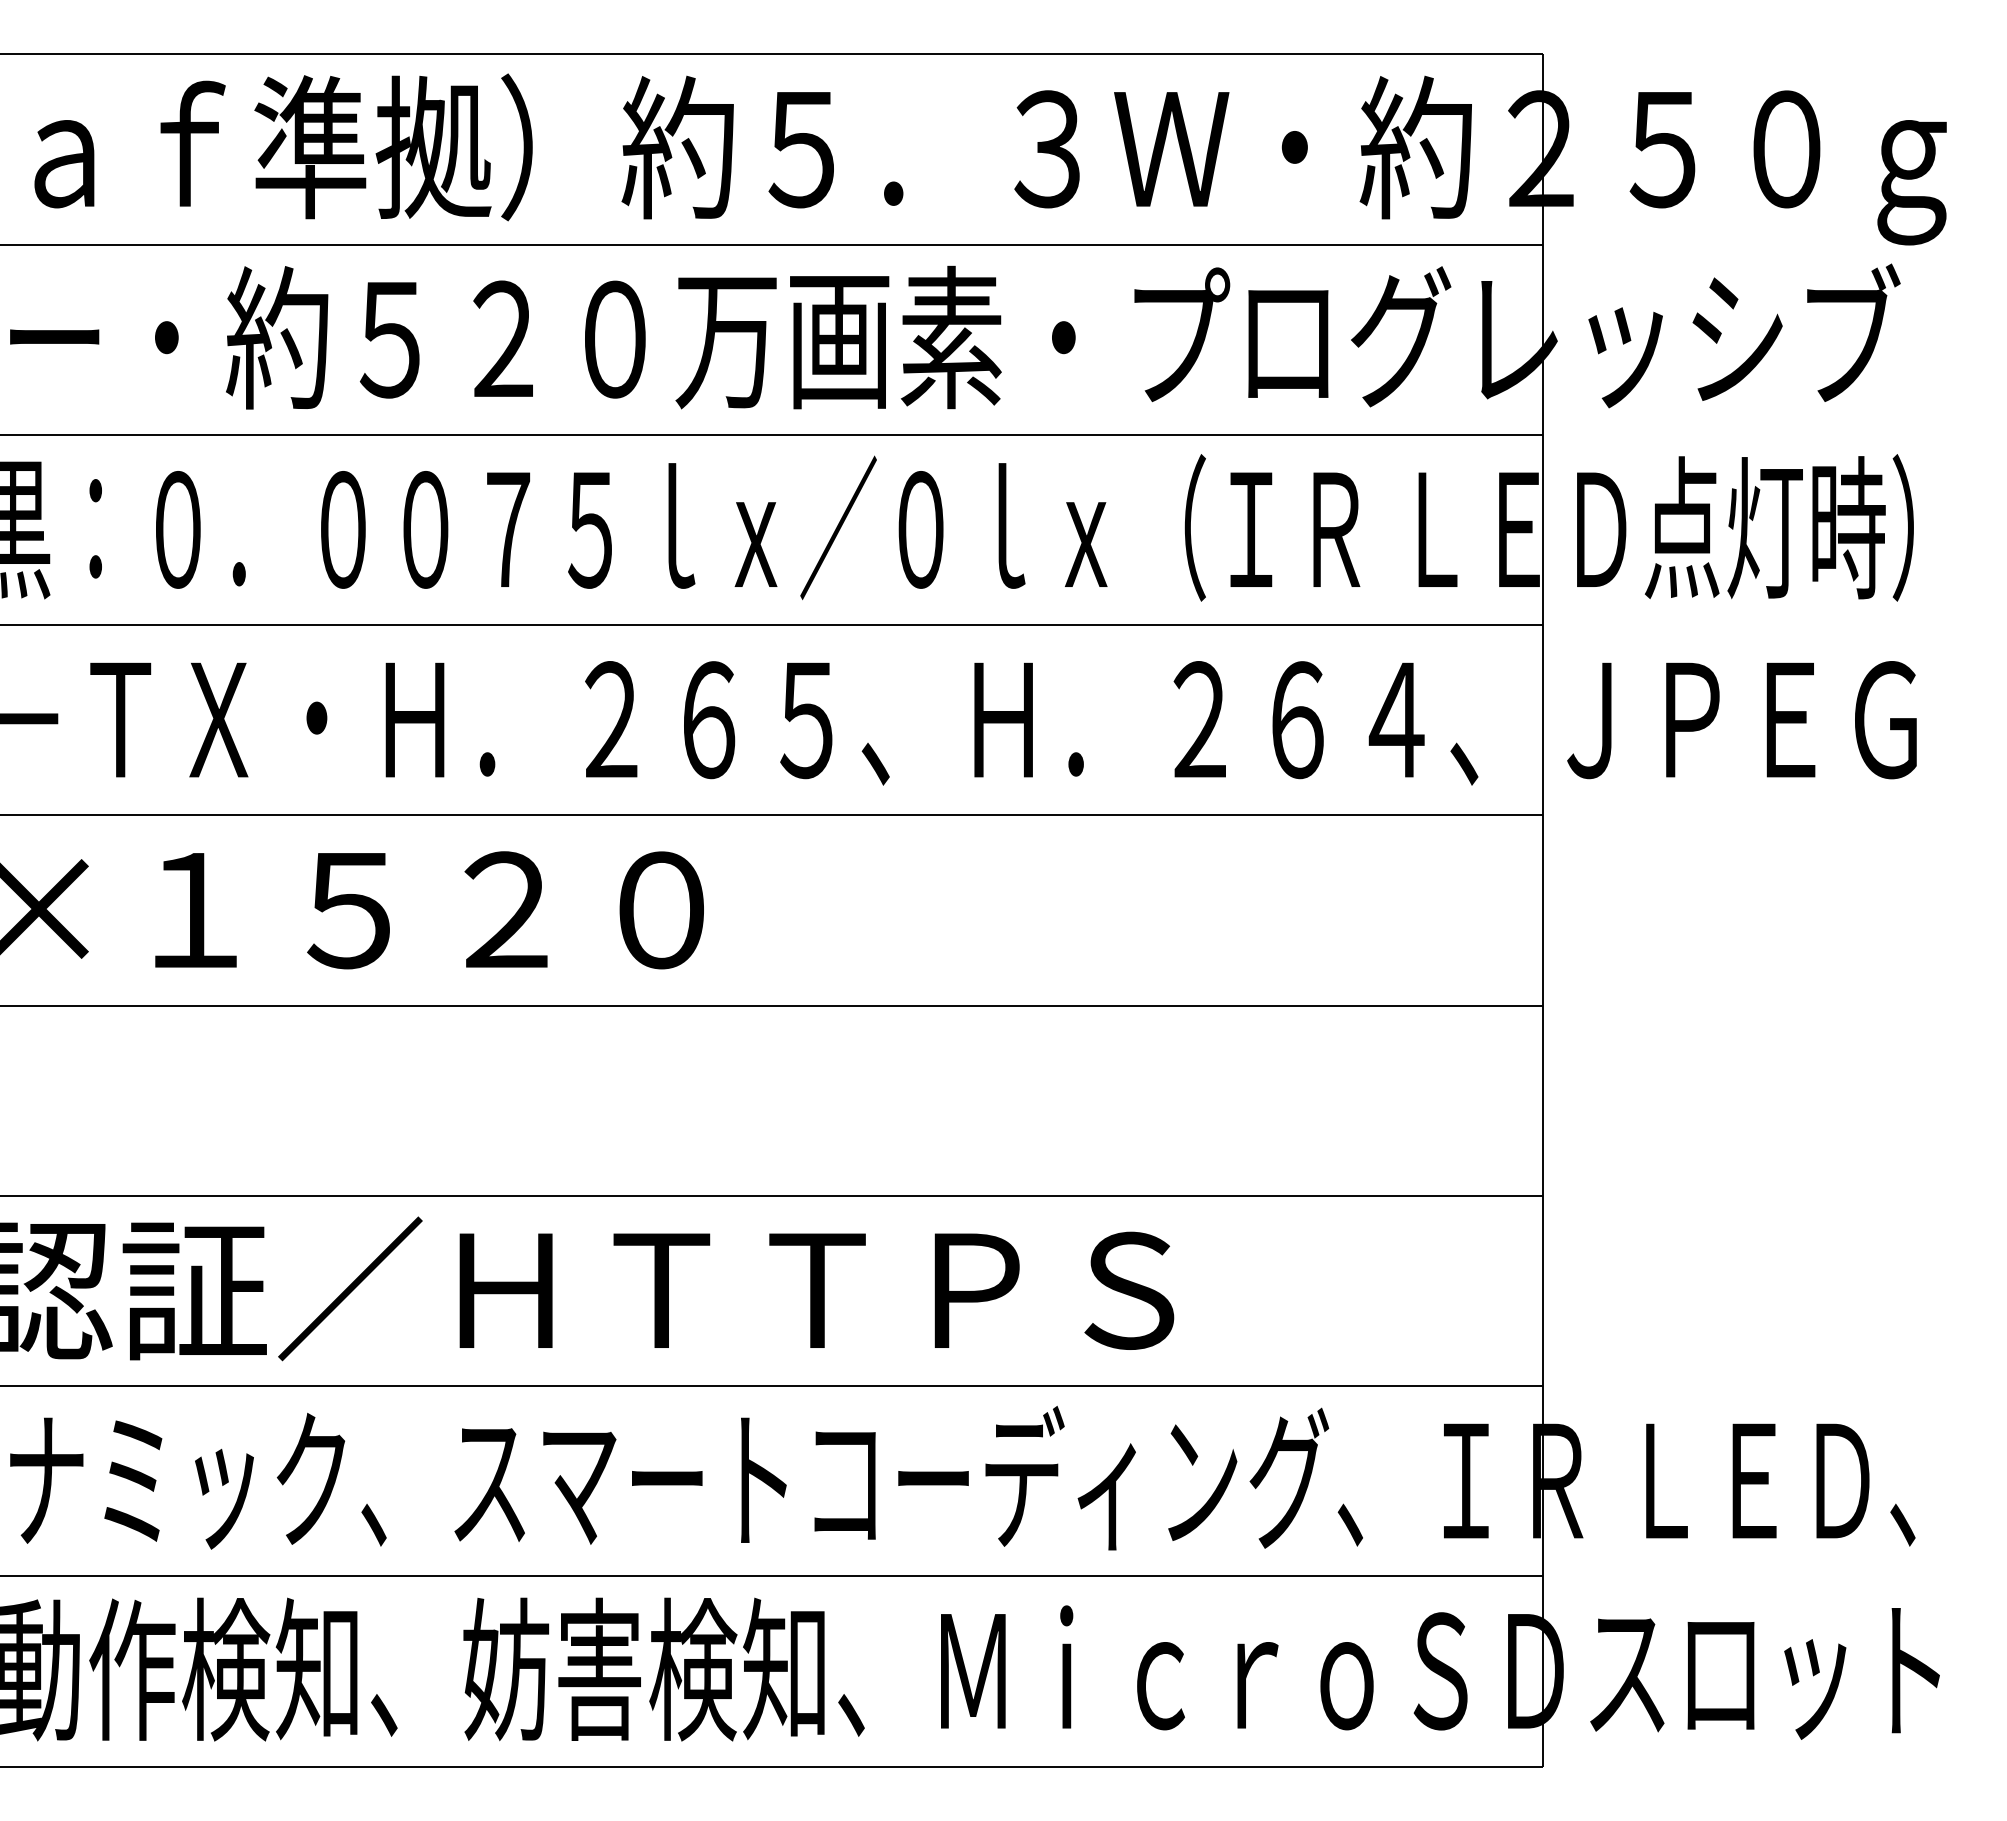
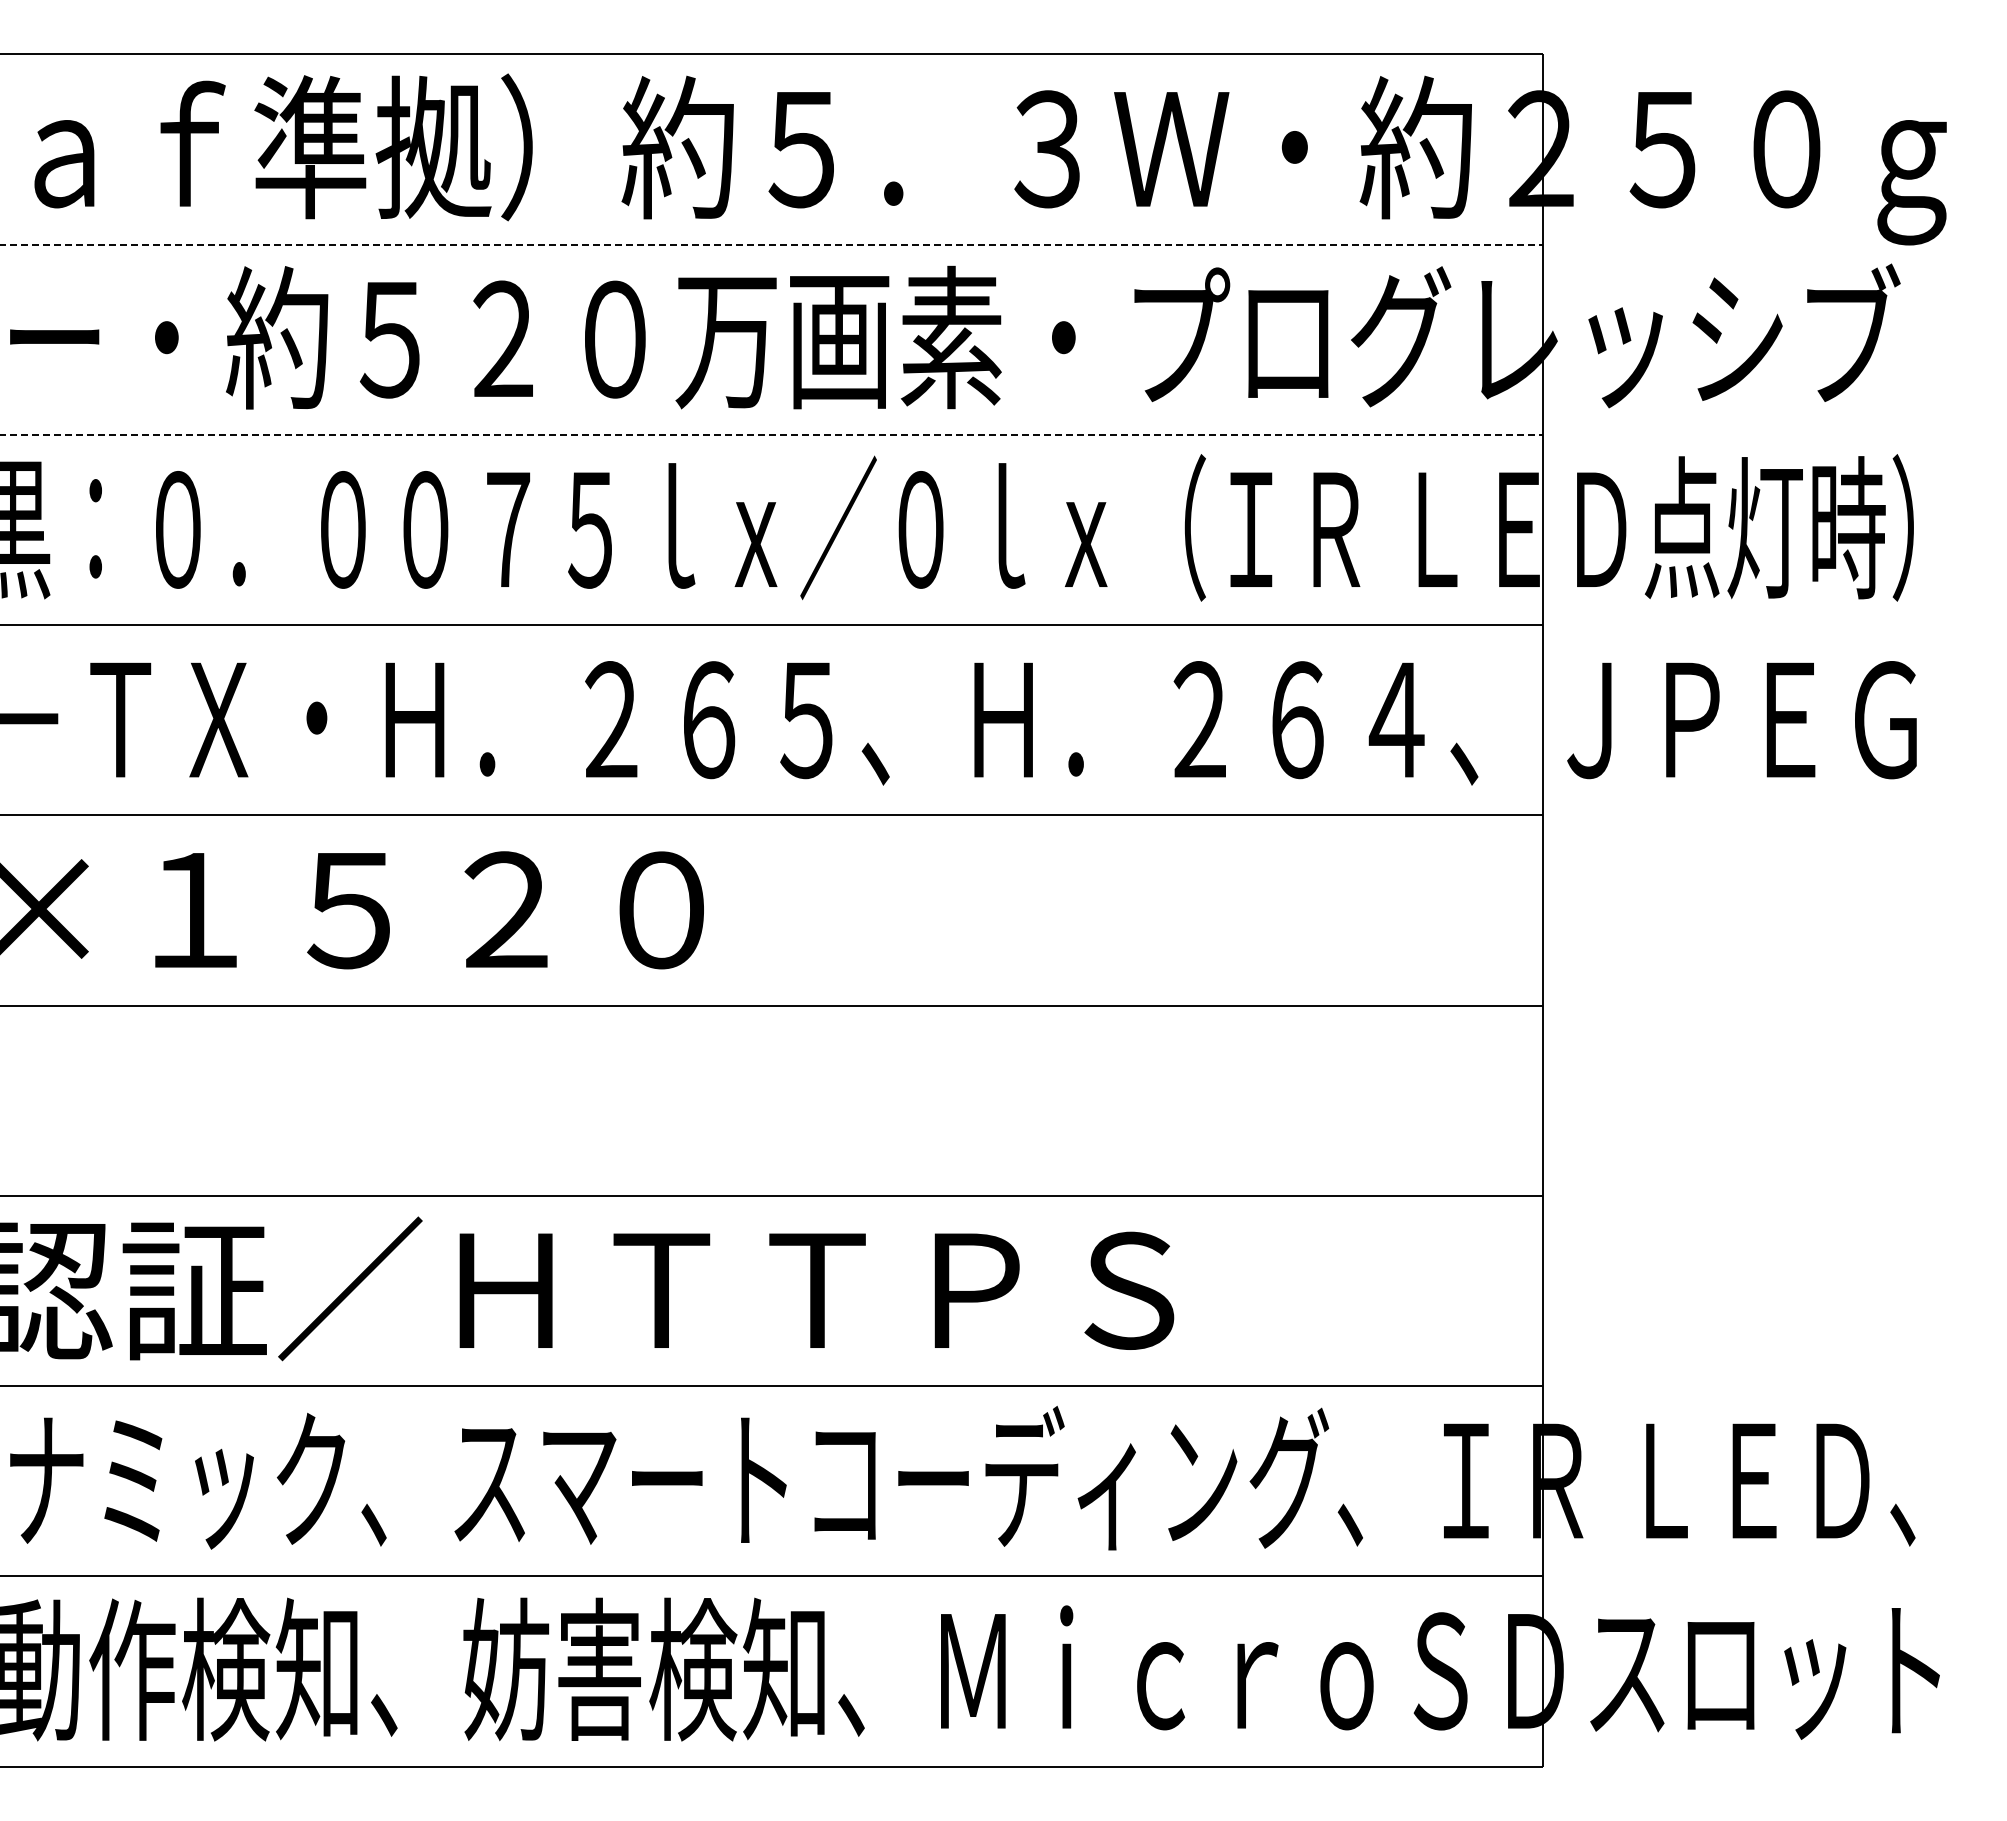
line: solid -> dashed (772, 244)
line: solid -> dashed (772, 434)
